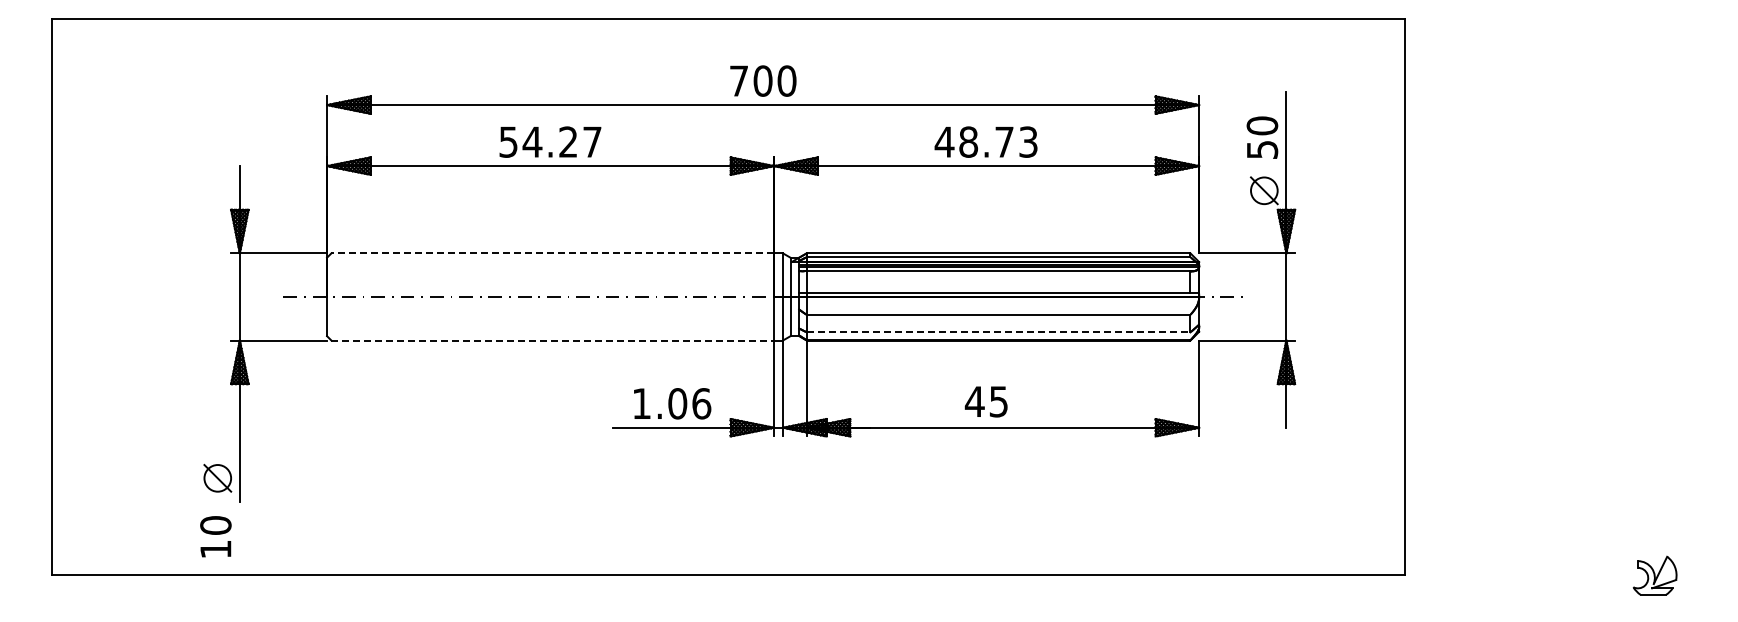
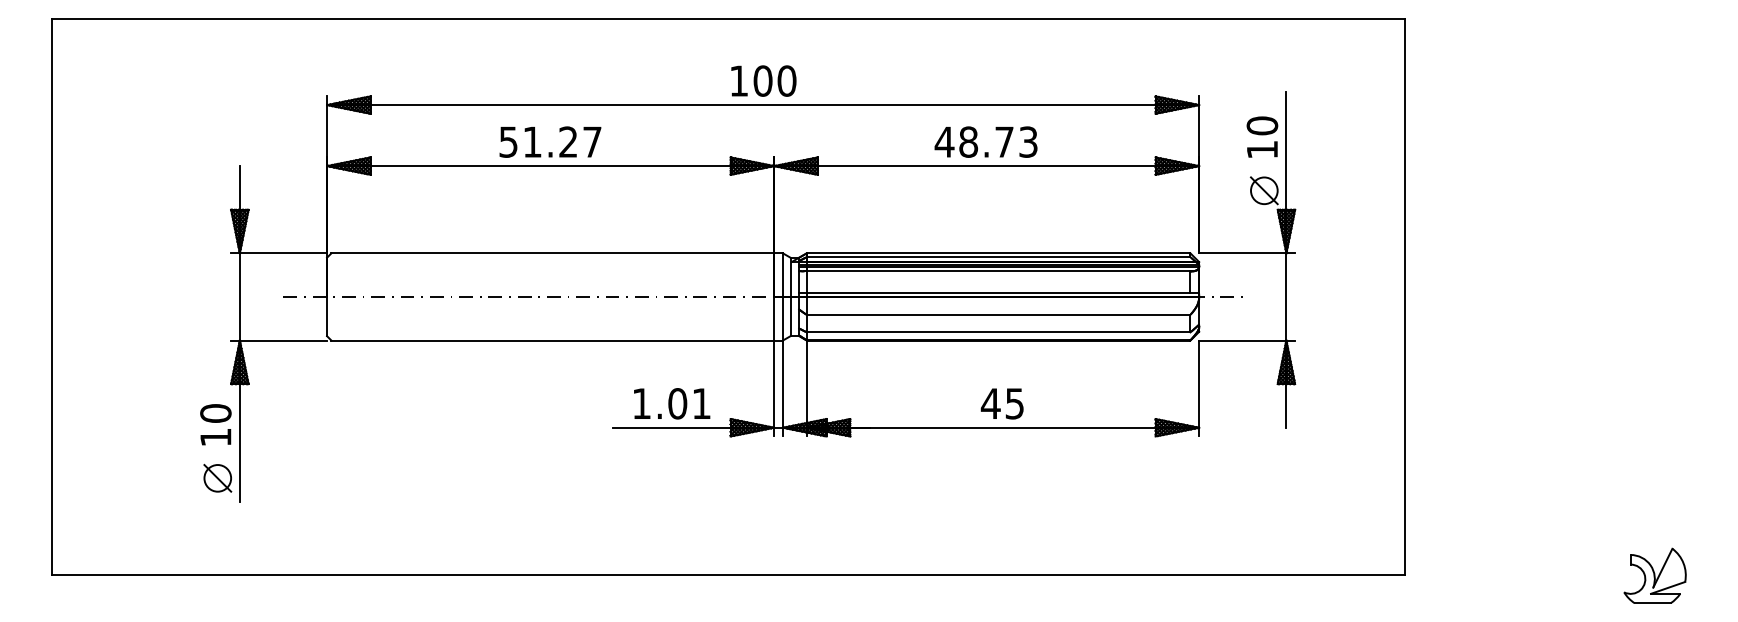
text: 700 -> 100 (738, 80)
text: 54.27 -> 51.27 (532, 141)
text: 50 -> 10 (1262, 149)
line: dashed -> solid (552, 253)
line: dashed -> solid (998, 332)
line: dashed -> solid (553, 340)
text position: (985, 401) -> (1001, 403) (1001, 403)
text: 1.06 -> 1.01 (701, 403)
text position: (215, 536) -> (215, 424) (215, 424)
part size: 46x41 px -> 64x57 px (1654, 575)
